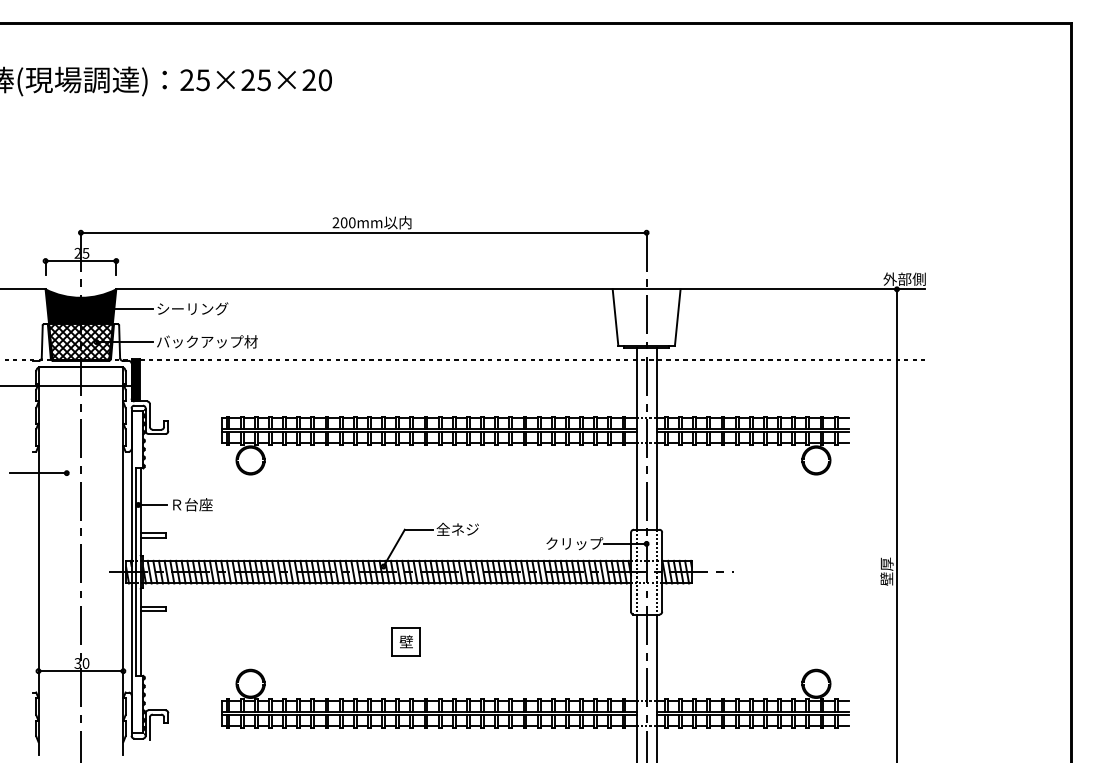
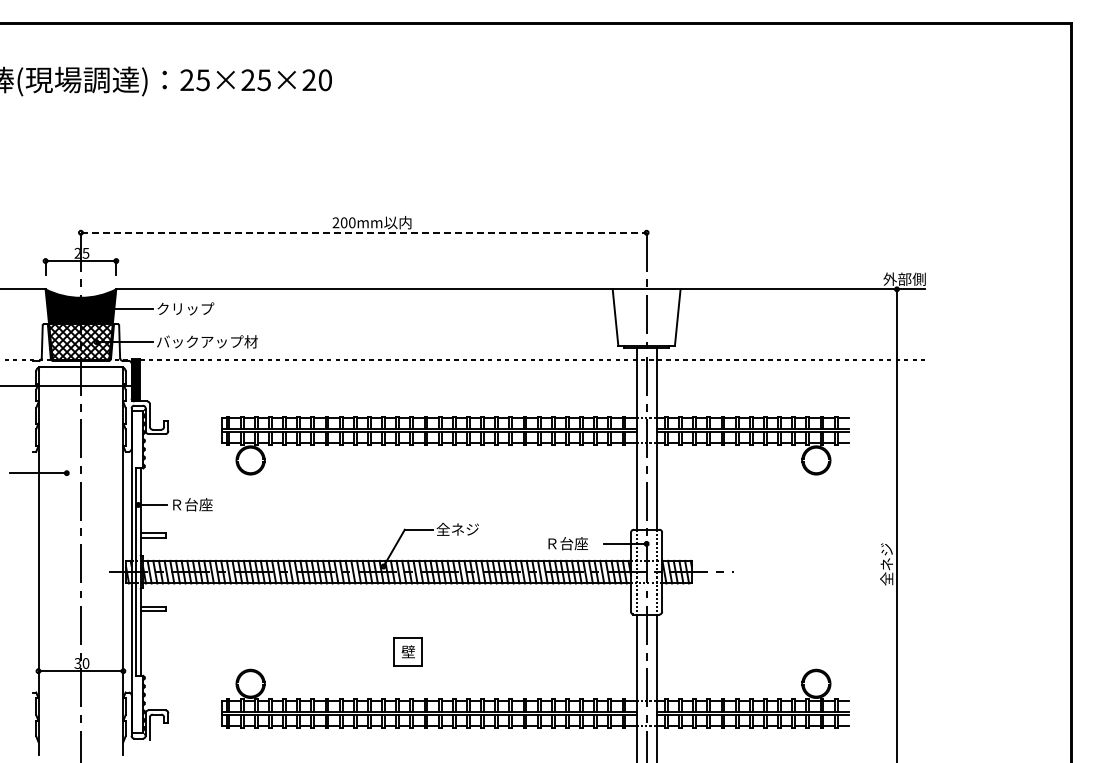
line: solid -> dashed (363, 232)
text: シーリング -> クリップ (192, 308)
text: クリップ -> Ｒ台座 (574, 543)
text: 壁厚 -> 全ネジ (886, 564)
part position: (405, 641) -> (407, 651) (407, 651)
